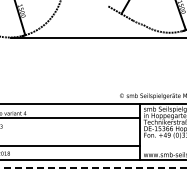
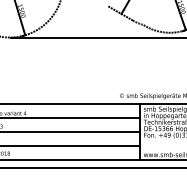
line: none -> present (71, 132)
line: dashed -> solid (93, 168)
